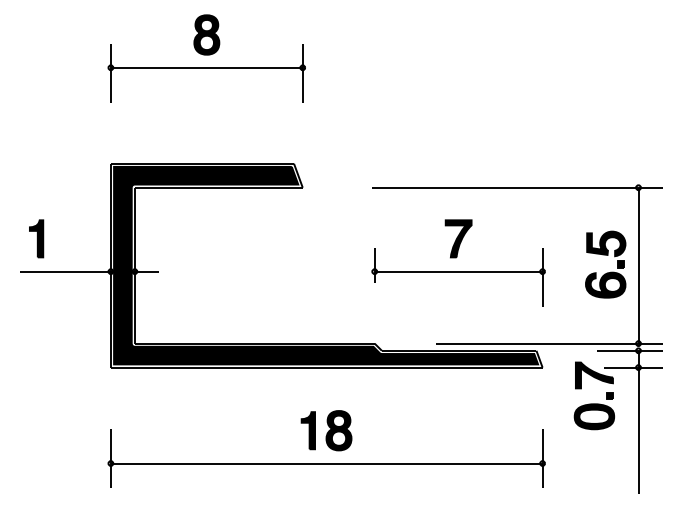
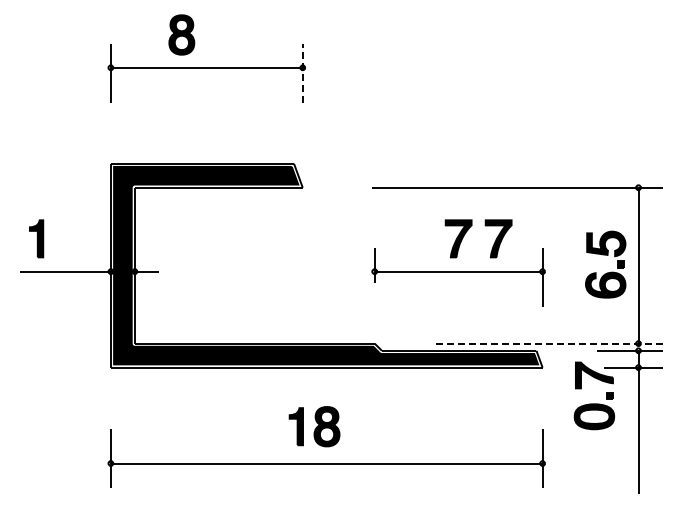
part position: (206, 34) -> (181, 34) (181, 34)
line: solid -> dashed (302, 72)
part: none -> present (498, 238)
line: solid -> dashed (549, 343)
part position: (326, 430) -> (314, 426) (314, 426)
